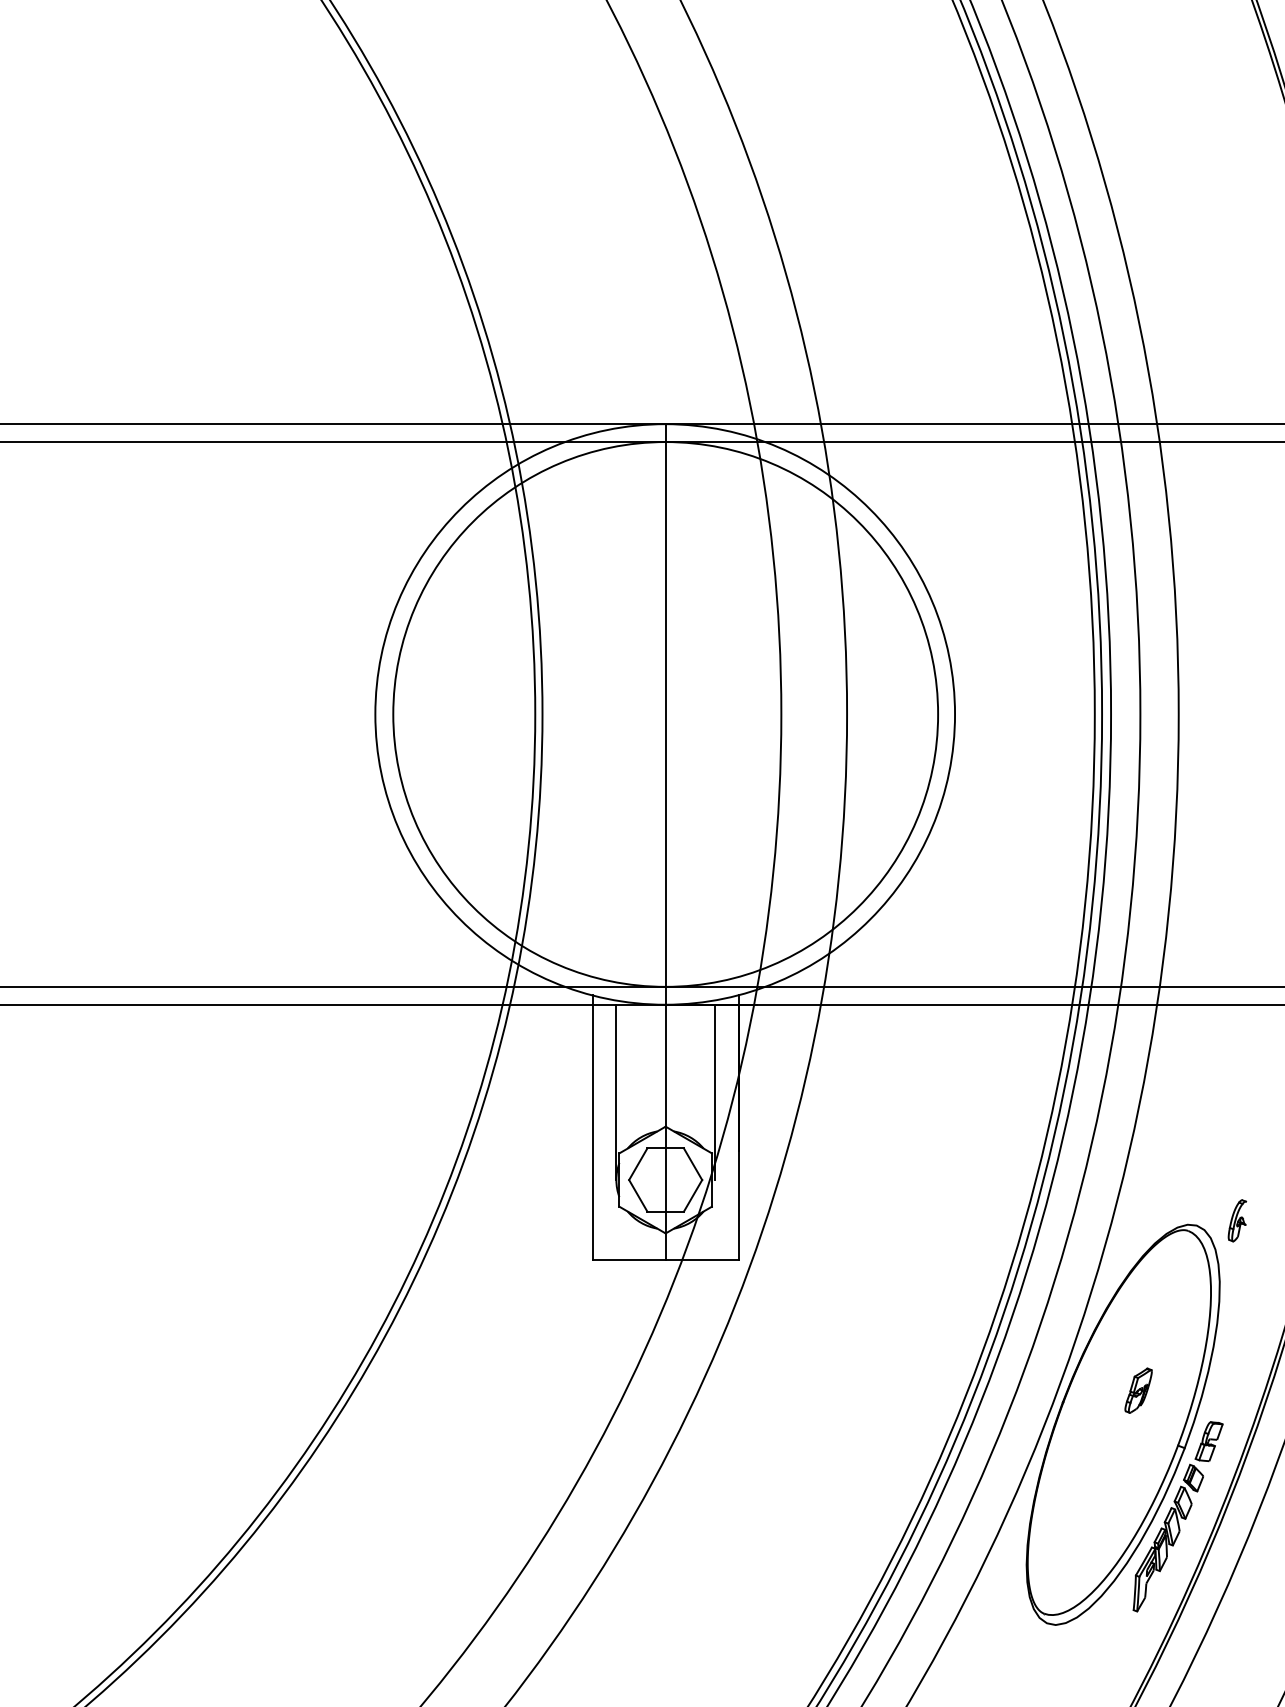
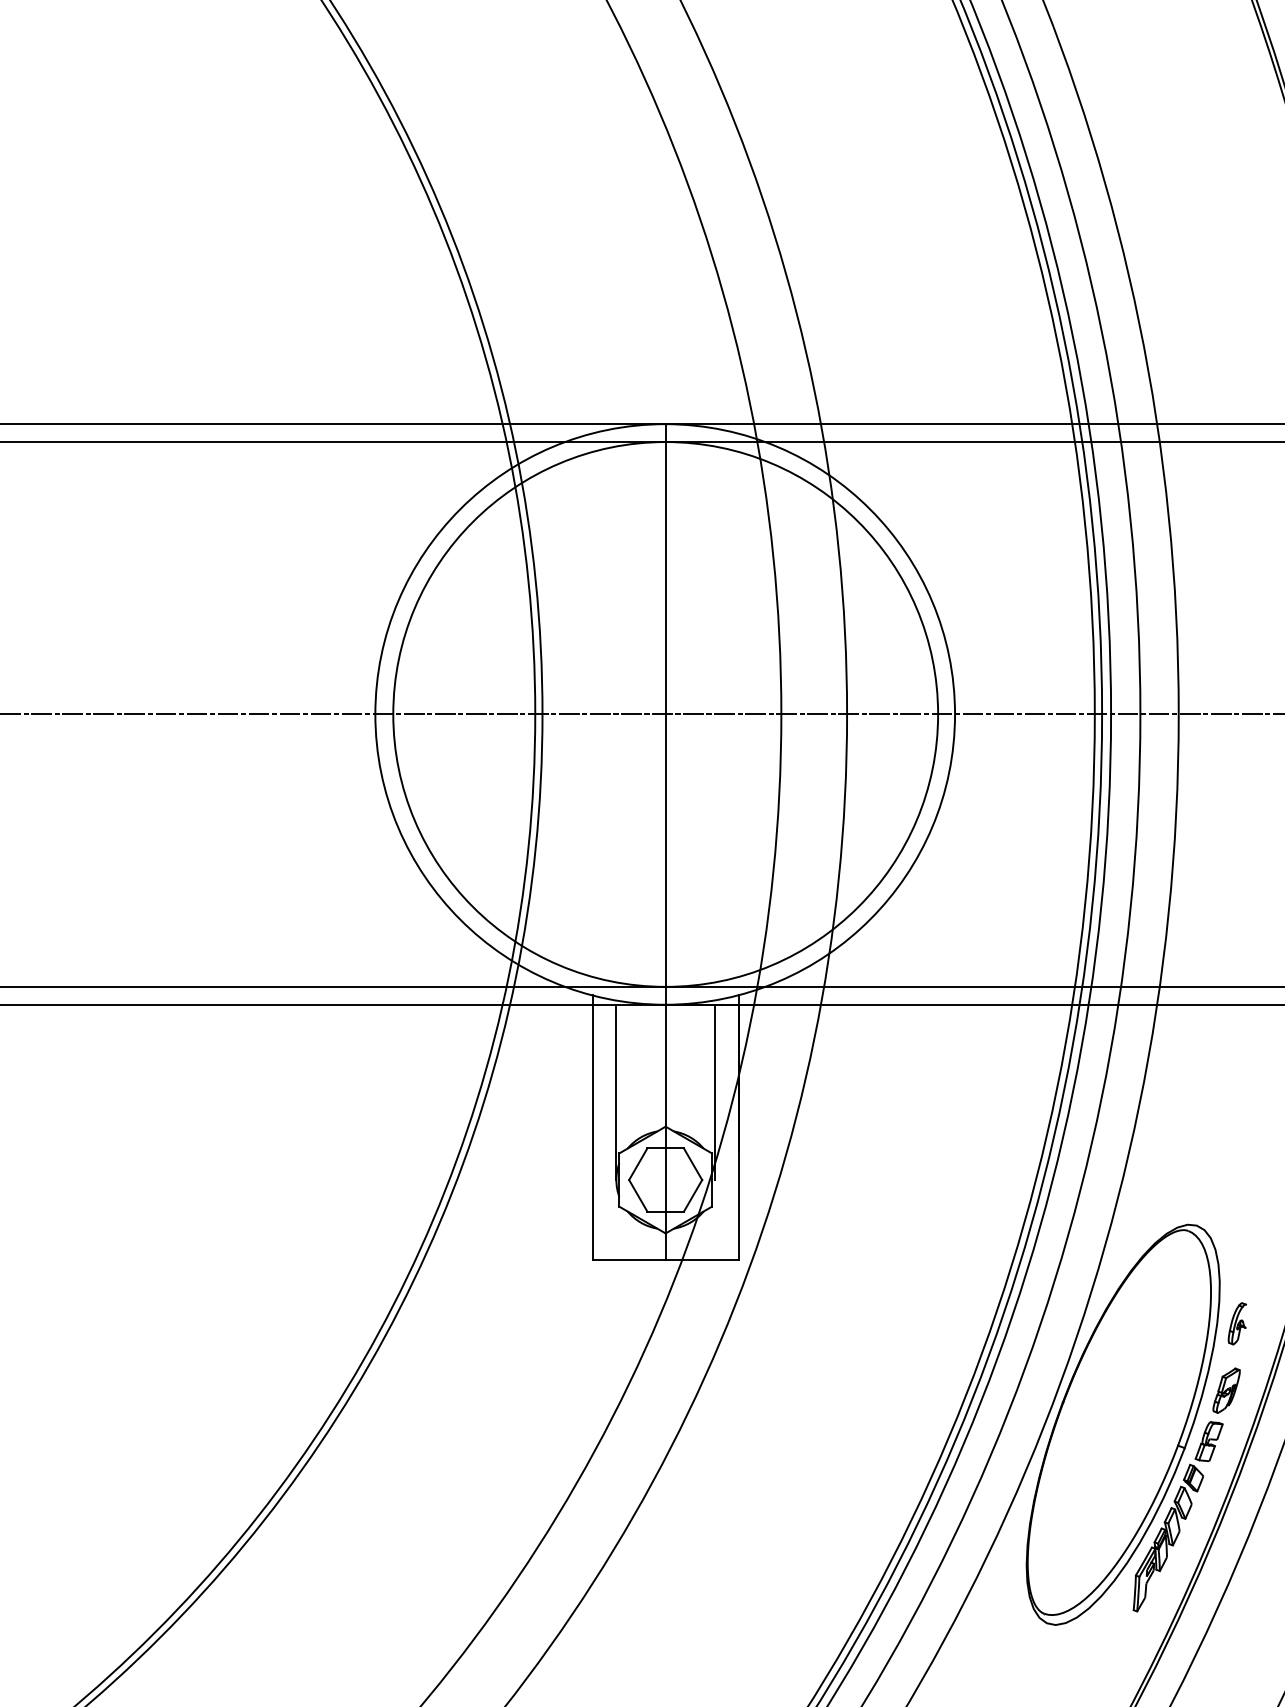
line: none -> present (641, 714)
part position: (1237, 1220) -> (1237, 1323) (1237, 1323)
part position: (1138, 1390) -> (1226, 1390) (1226, 1390)
